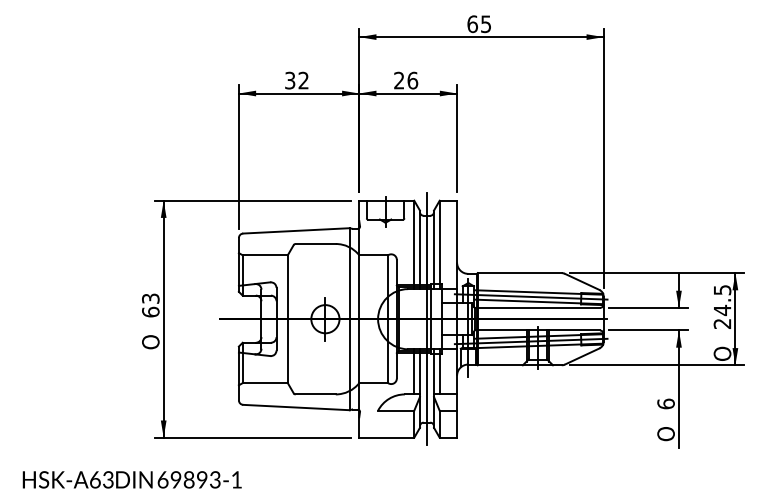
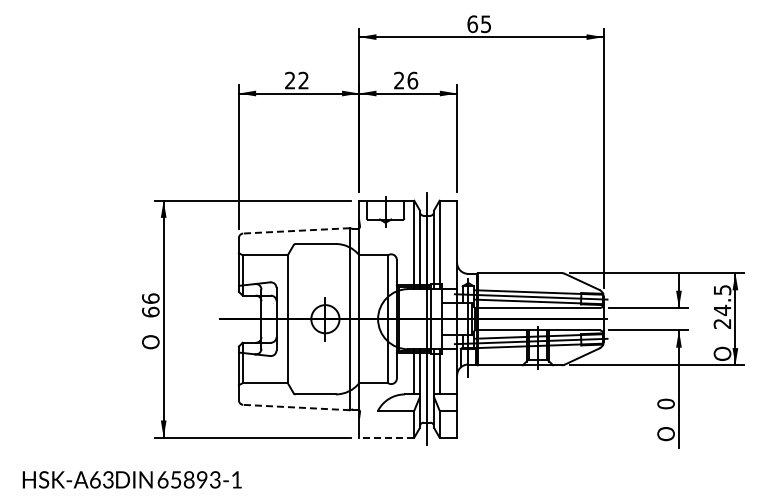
text: 32 -> 22 (290, 80)
line: solid -> dashed (296, 230)
text: 63 -> 66 (150, 298)
text: 6 -> 0 (665, 403)
line: solid -> dashed (296, 407)
line: solid -> dashed (386, 437)
text: 69893-1 -> 65893-1 (175, 479)
